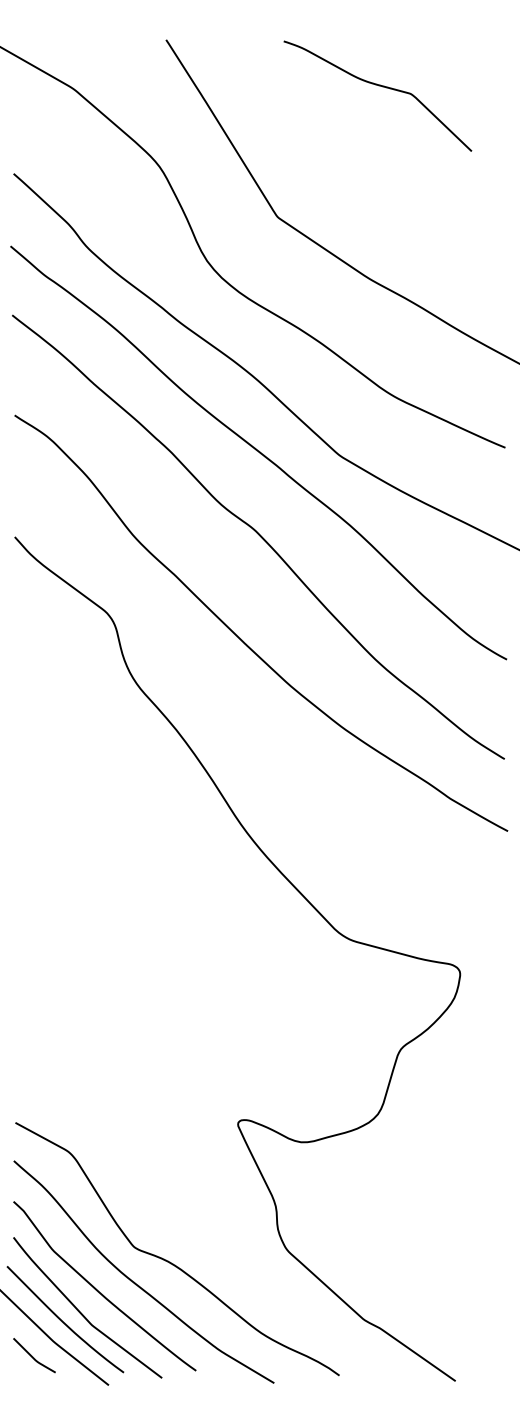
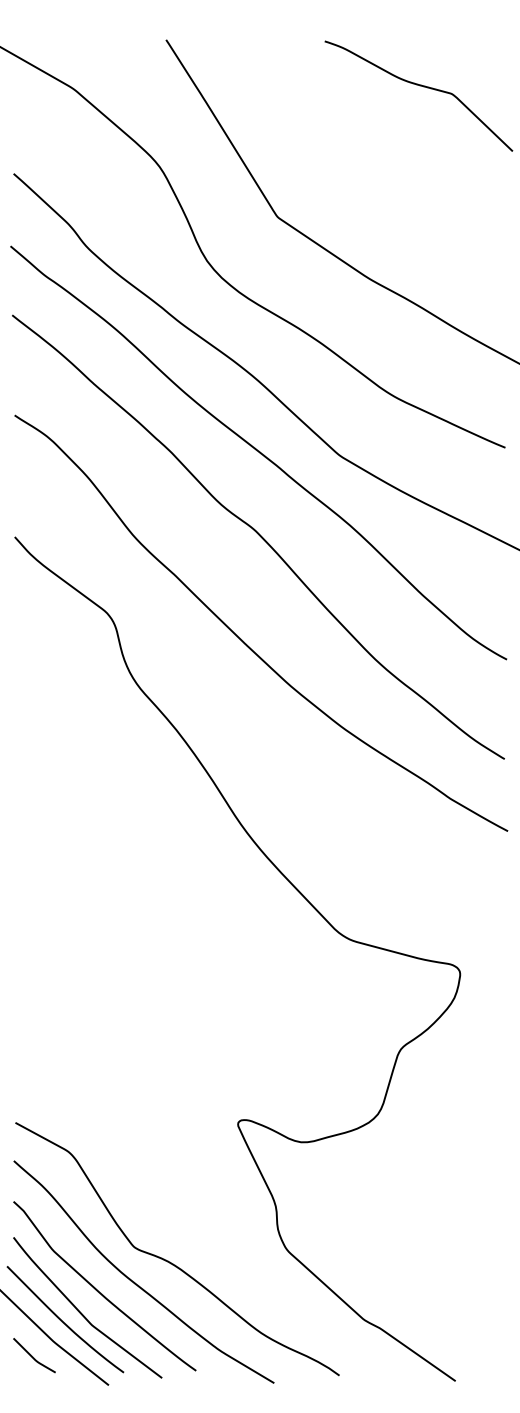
curve position: (378, 86) -> (419, 86) (419, 86)
